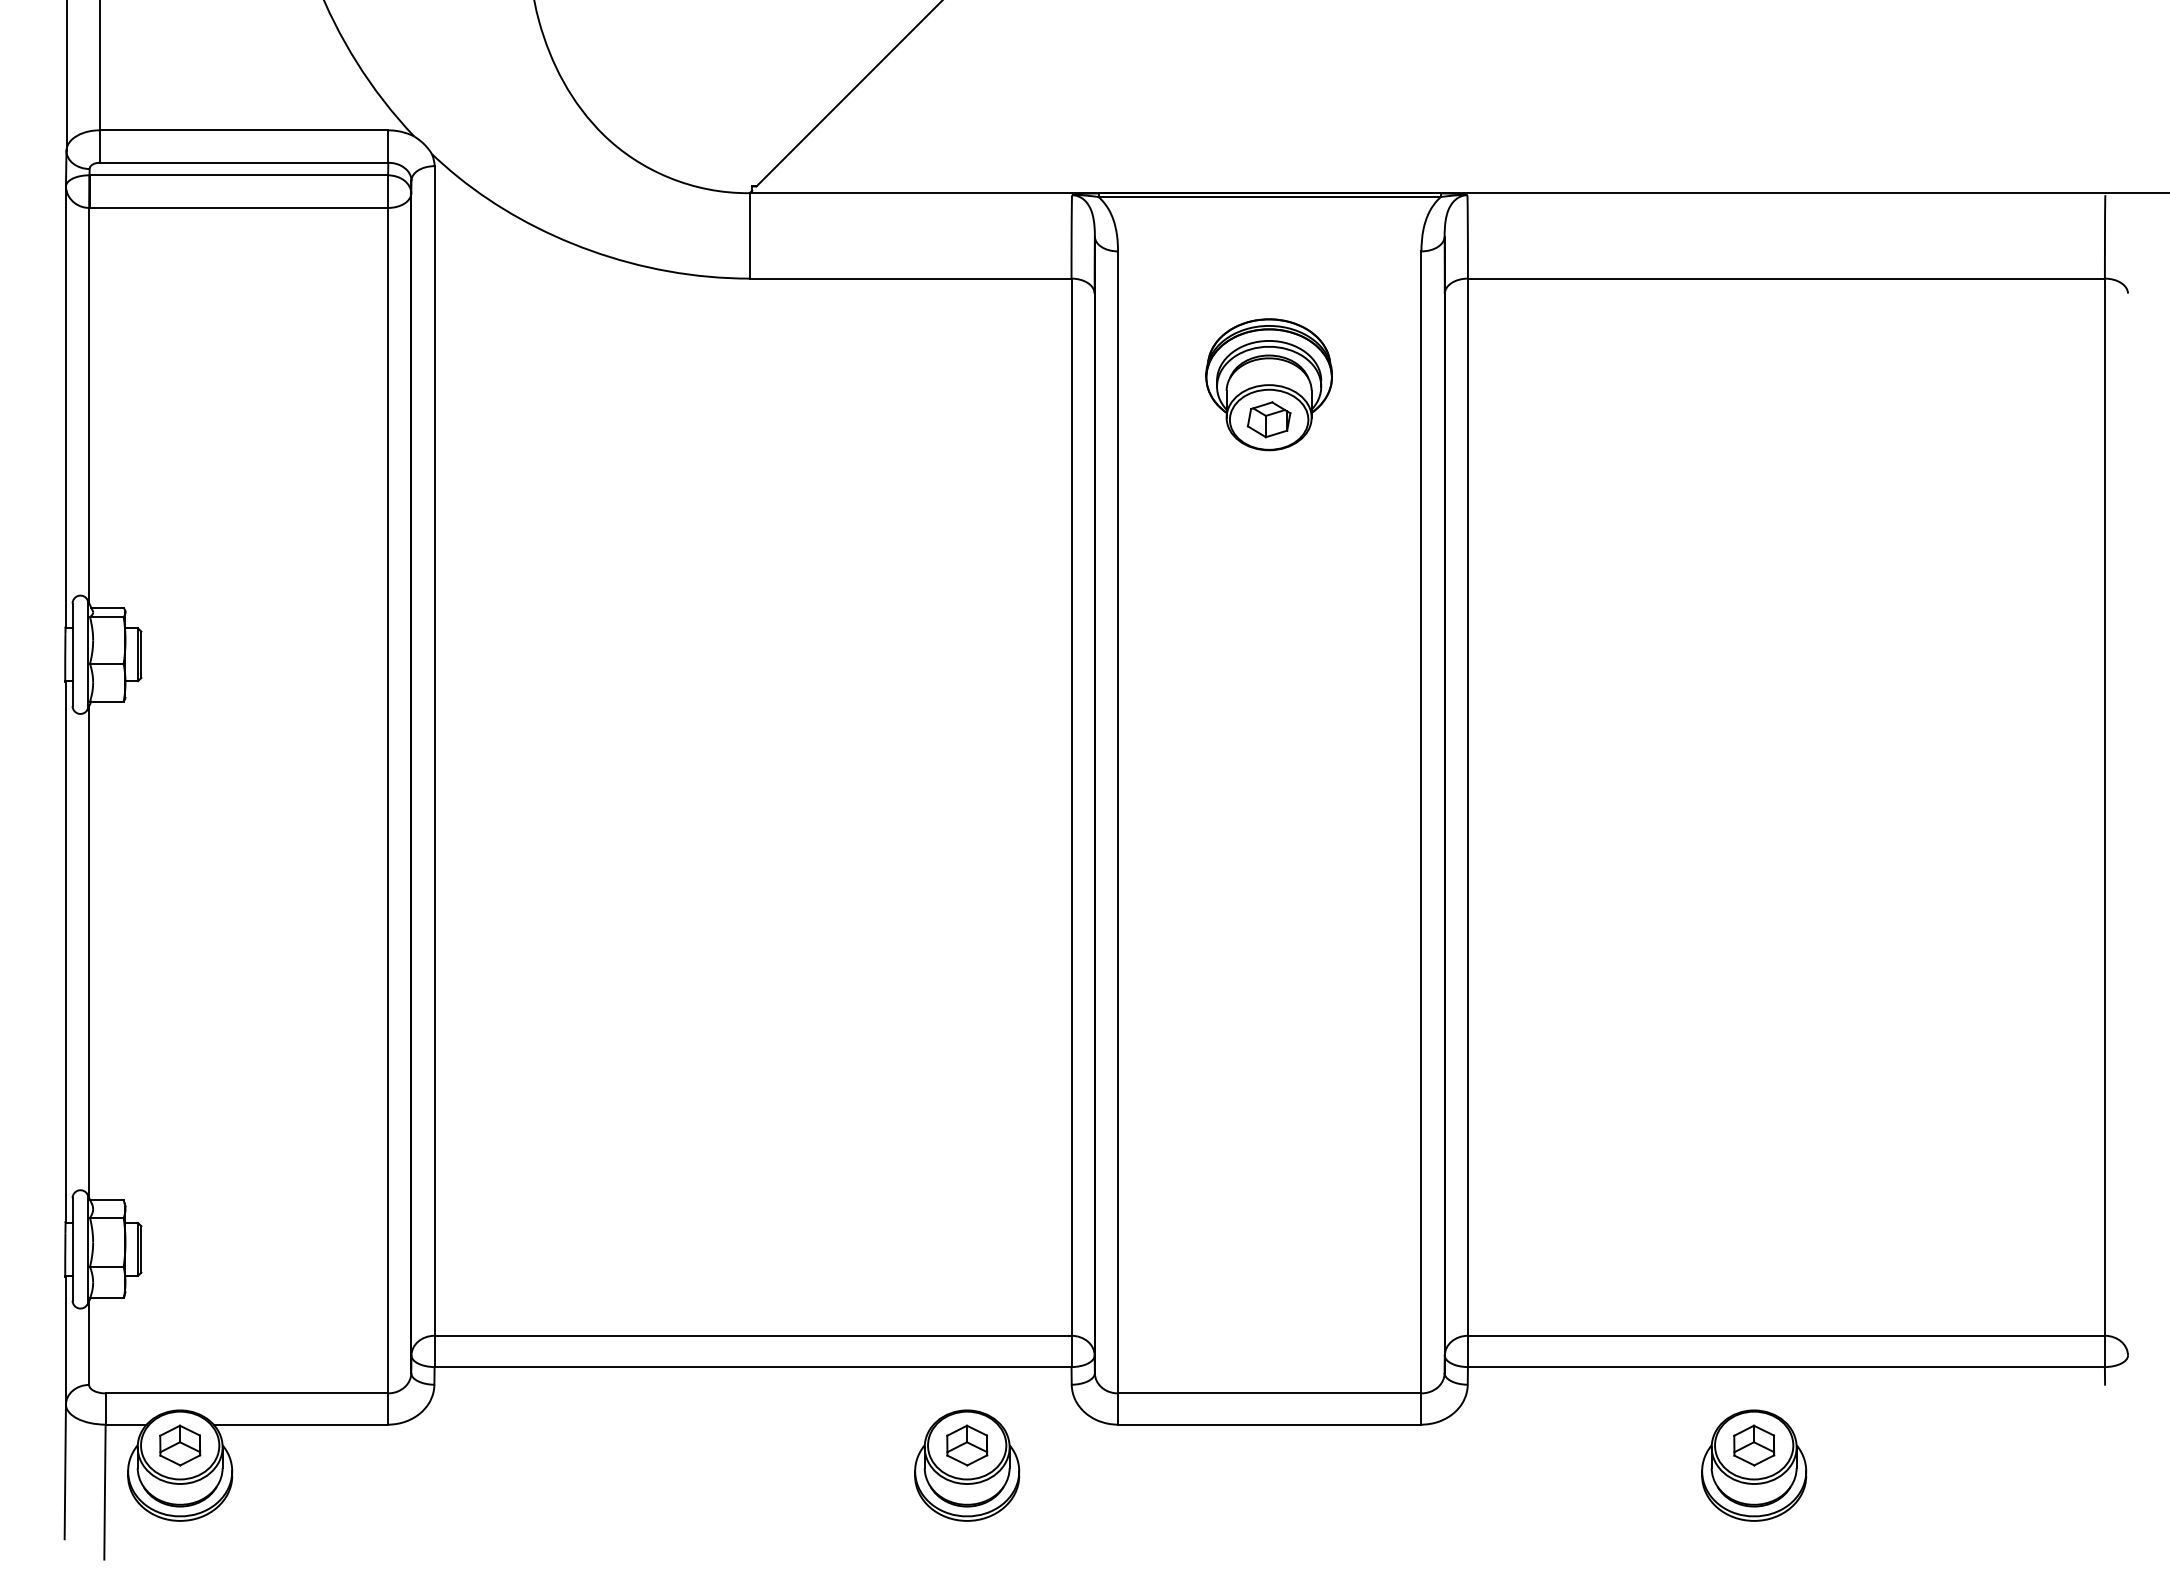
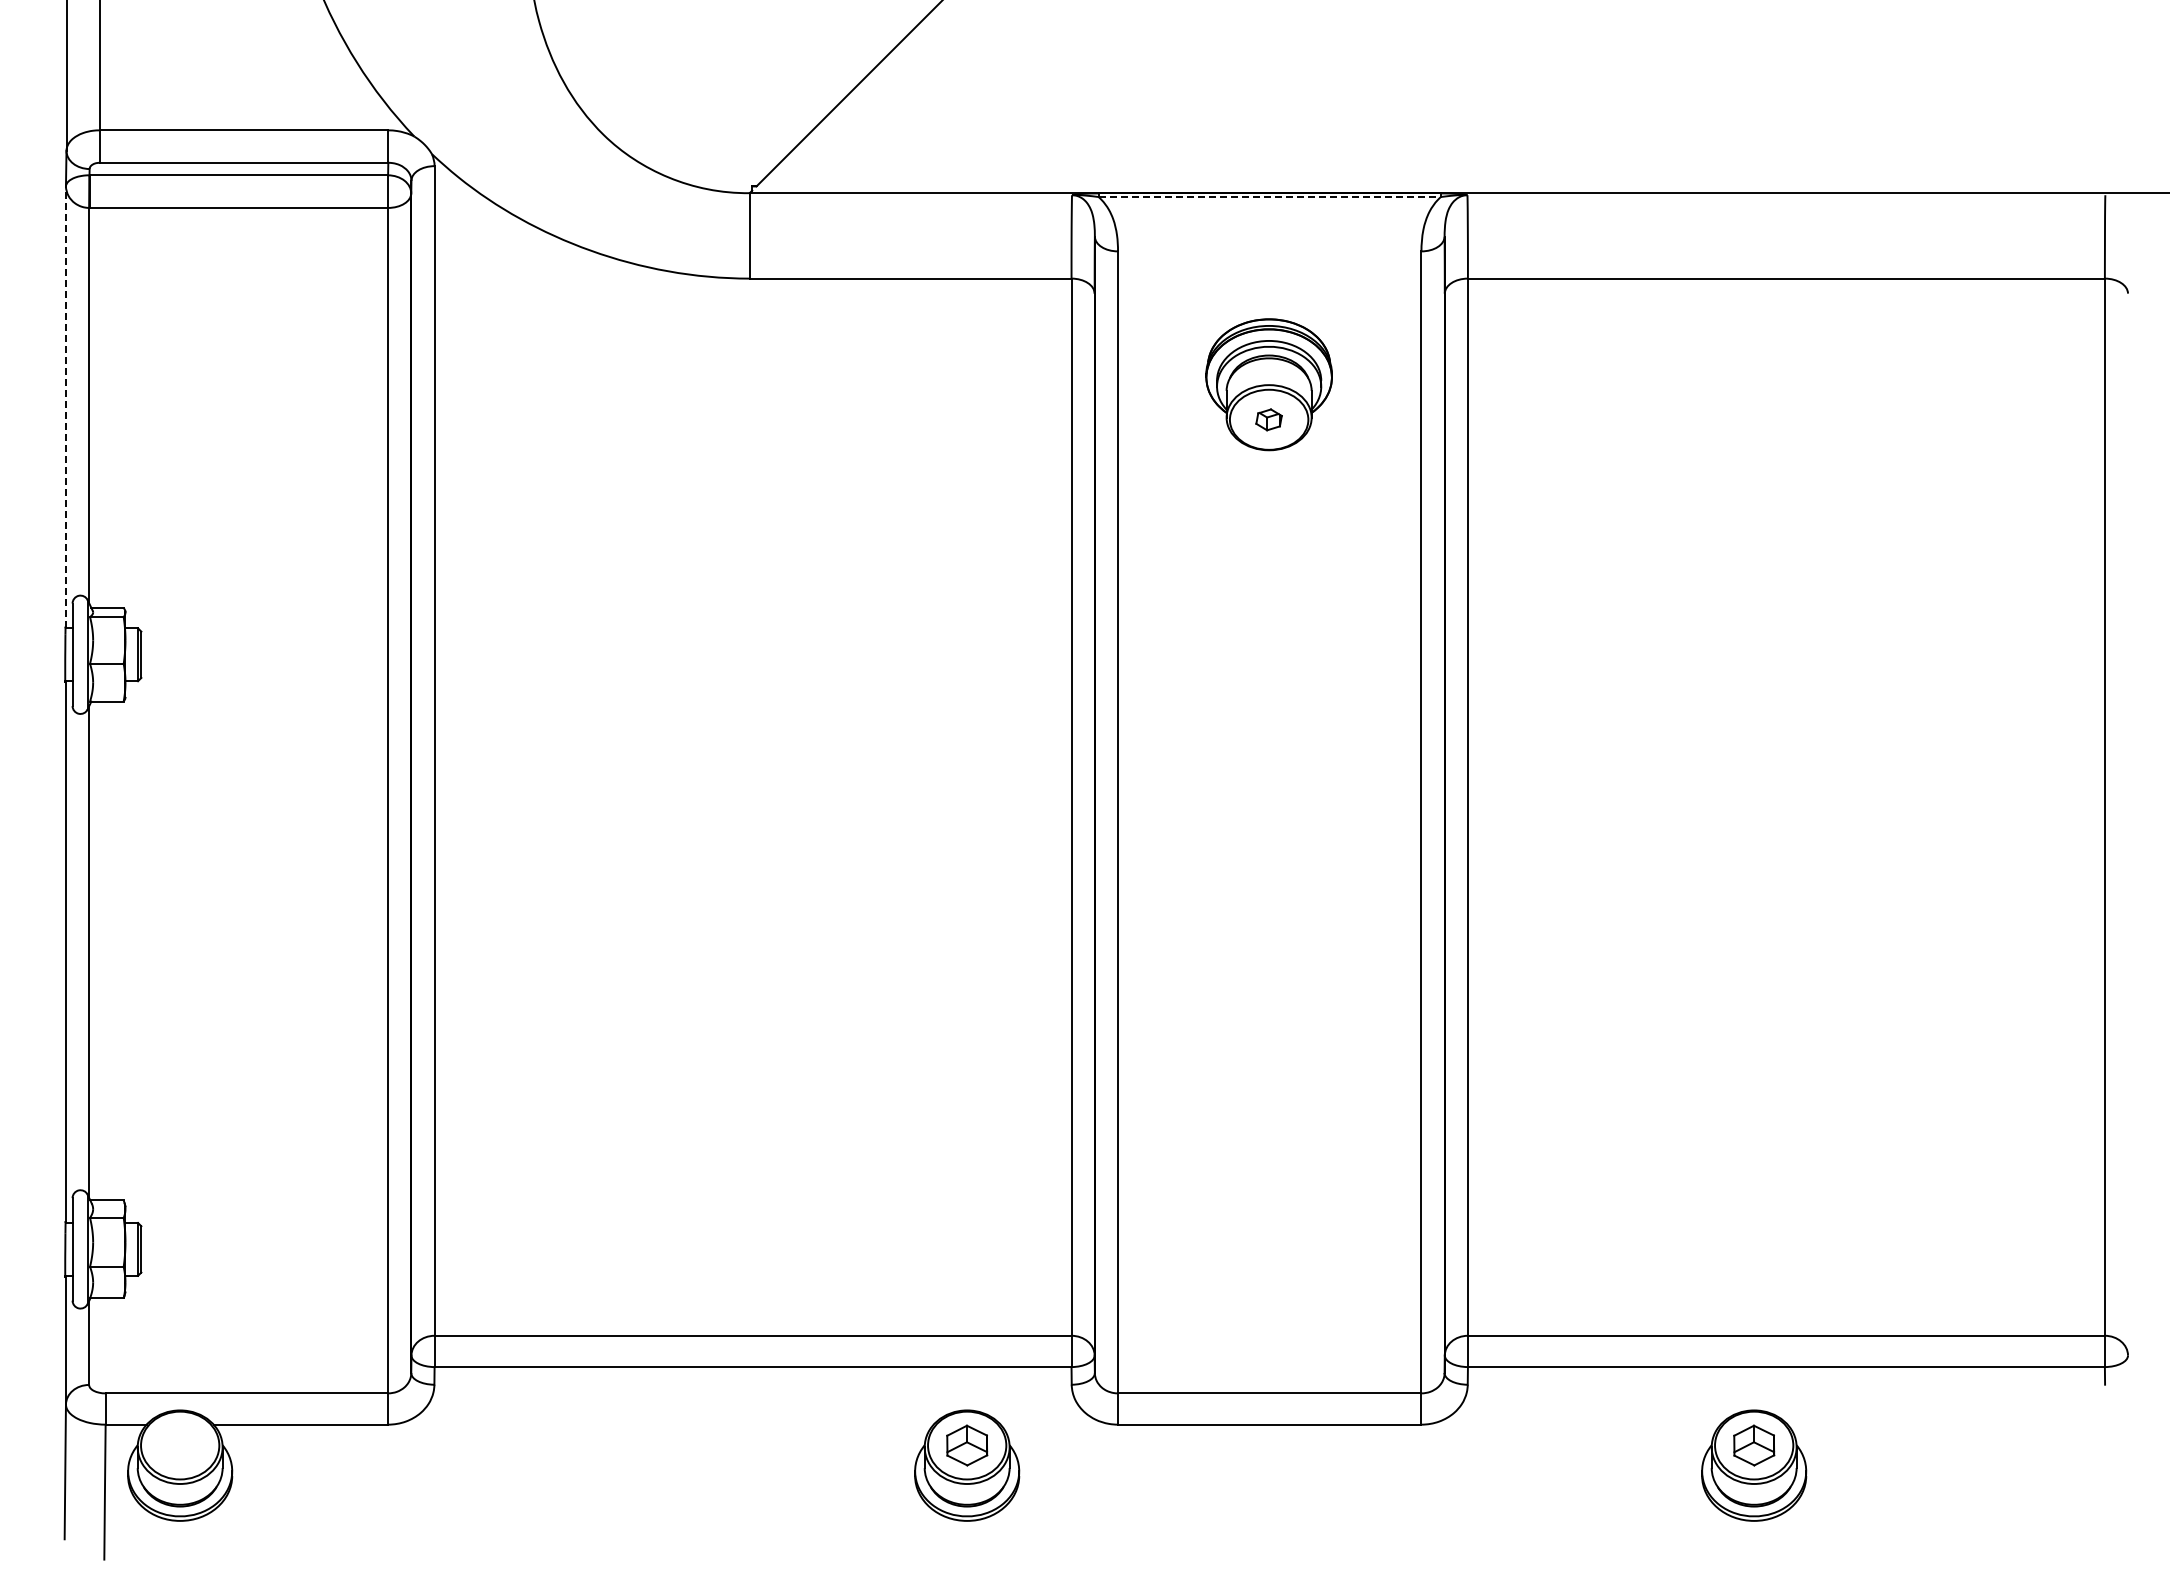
line: solid -> dashed (1270, 197)
line: solid -> dashed (65, 406)
part size: 46x38 px -> 28x24 px (1268, 419)
part: present -> none (180, 1445)
